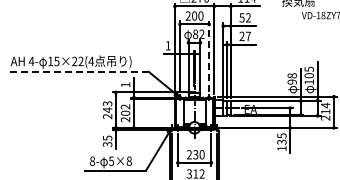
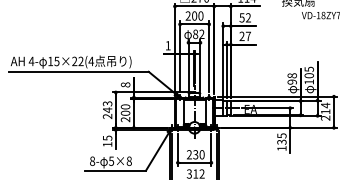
line: dashed -> solid (209, 56)
line: dashed -> solid (78, 71)
text: 1 -> 8 (125, 84)
text: 202 -> 200 (125, 106)
text: 35 -> 15 (107, 144)
